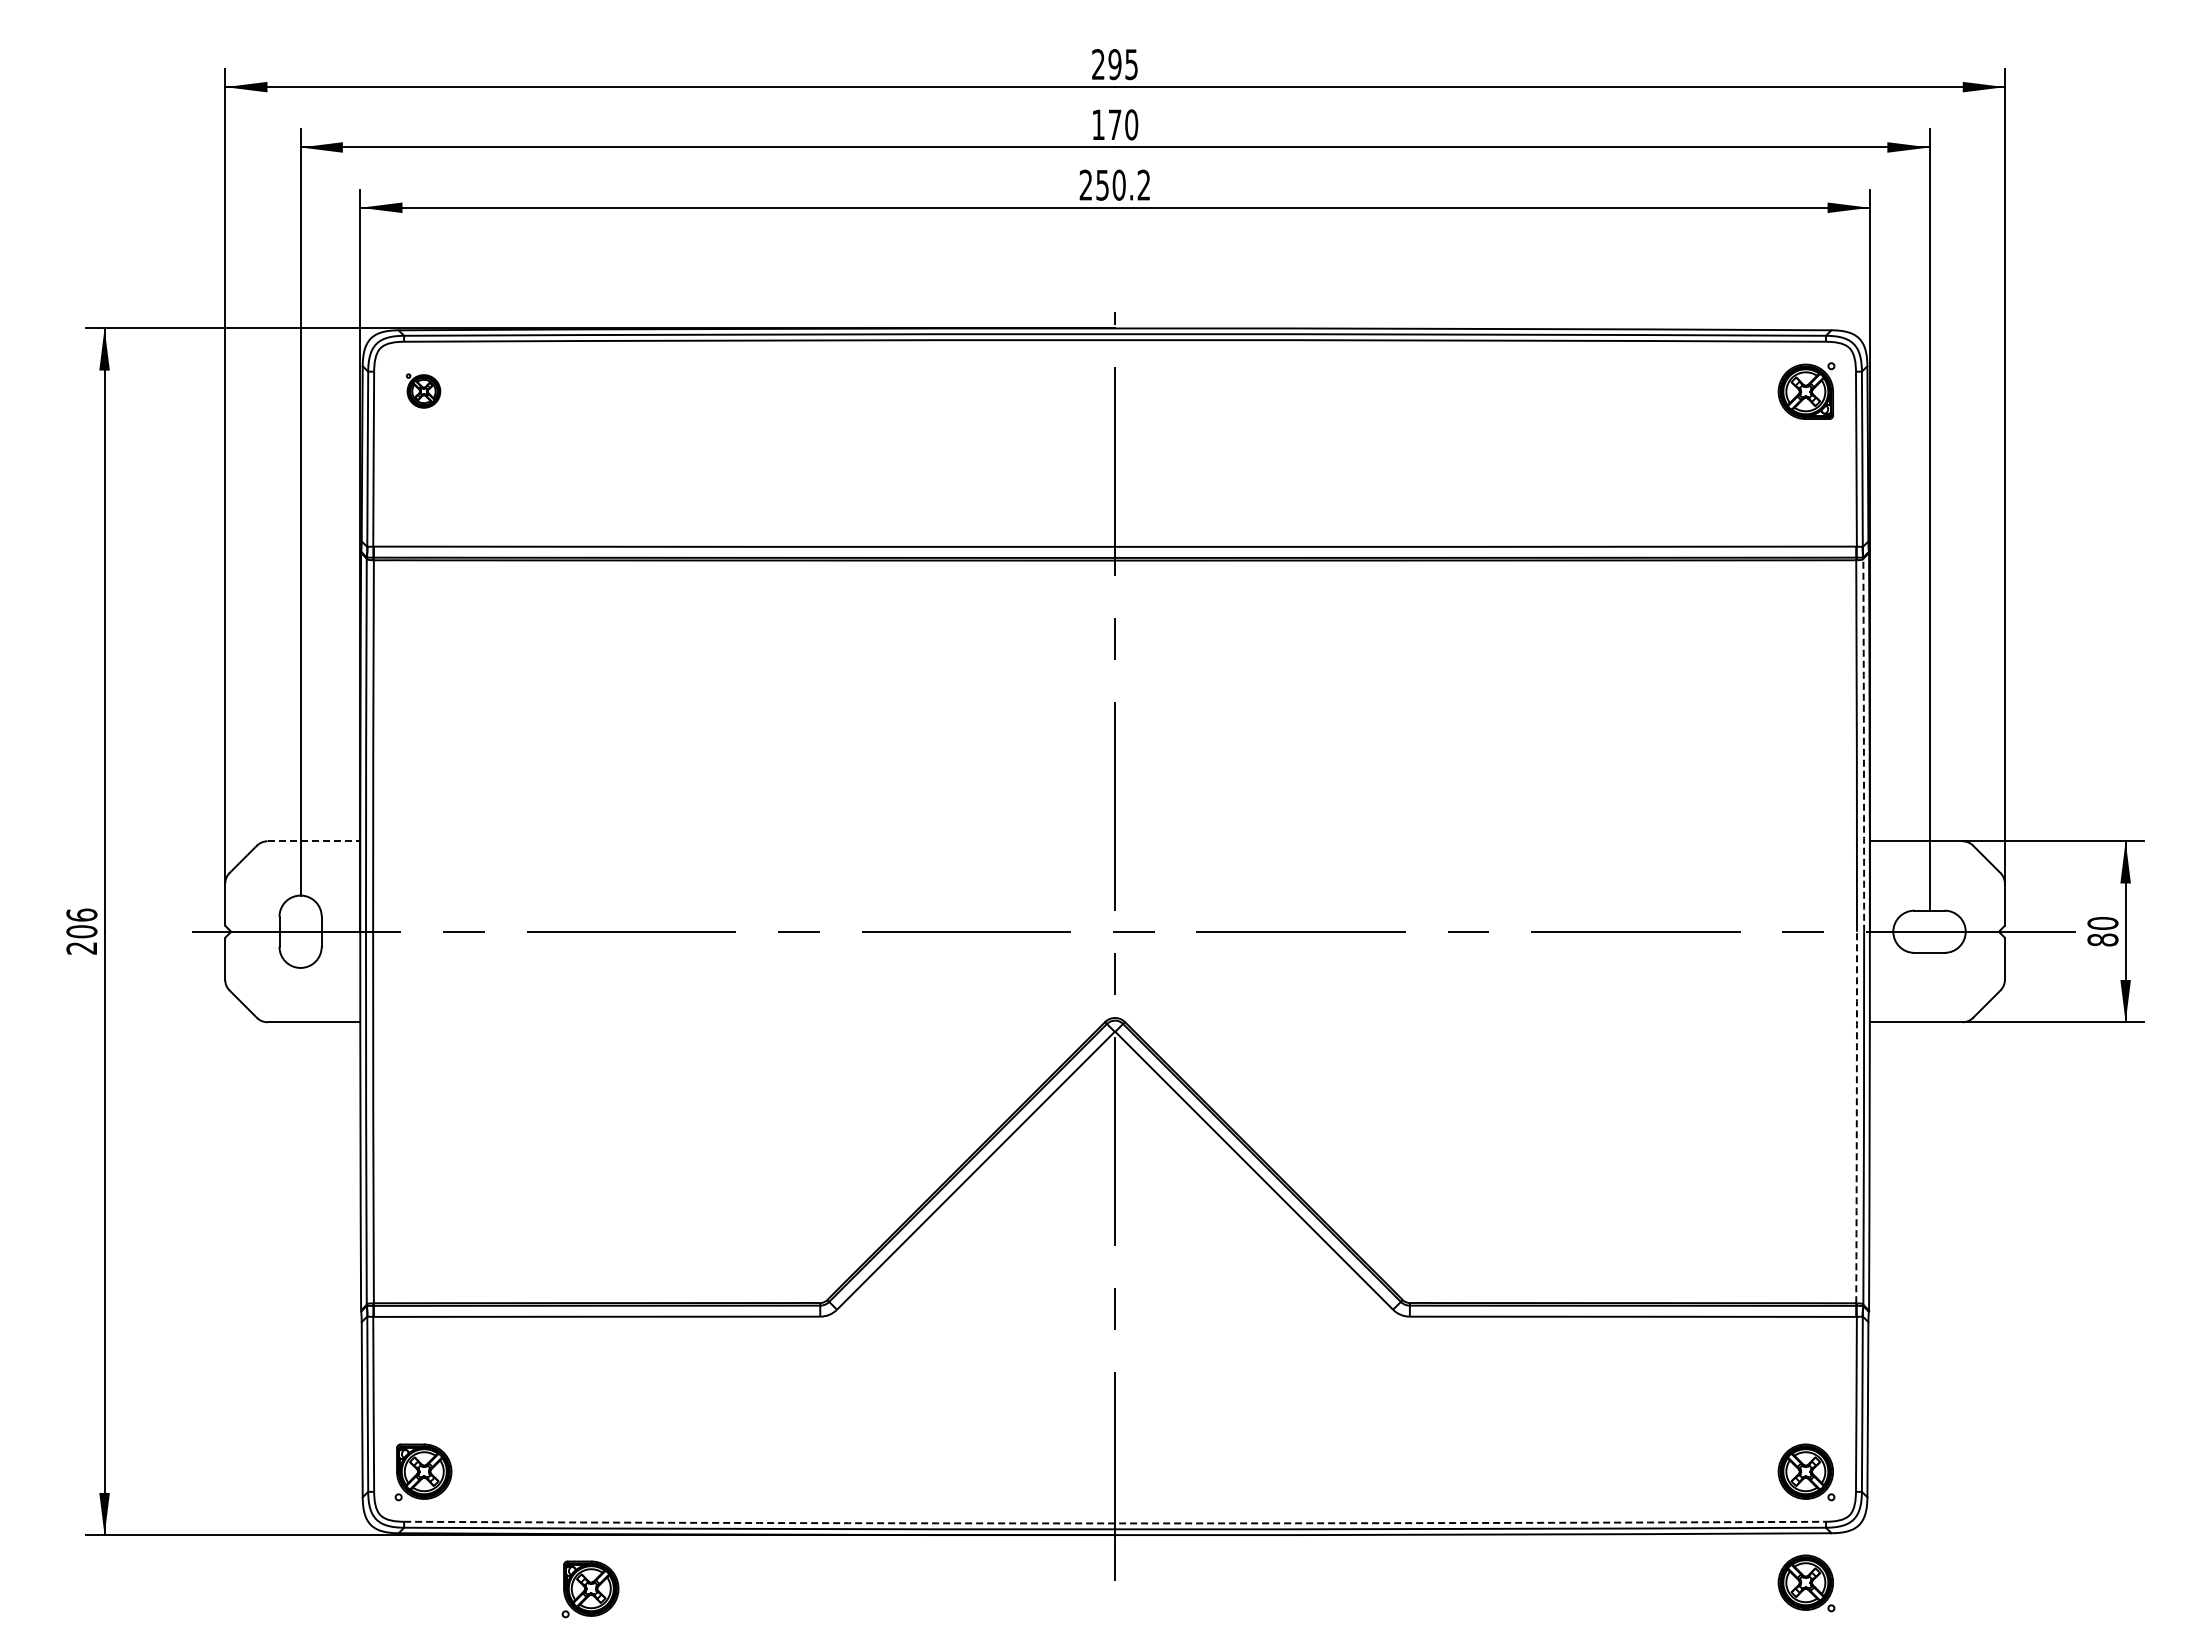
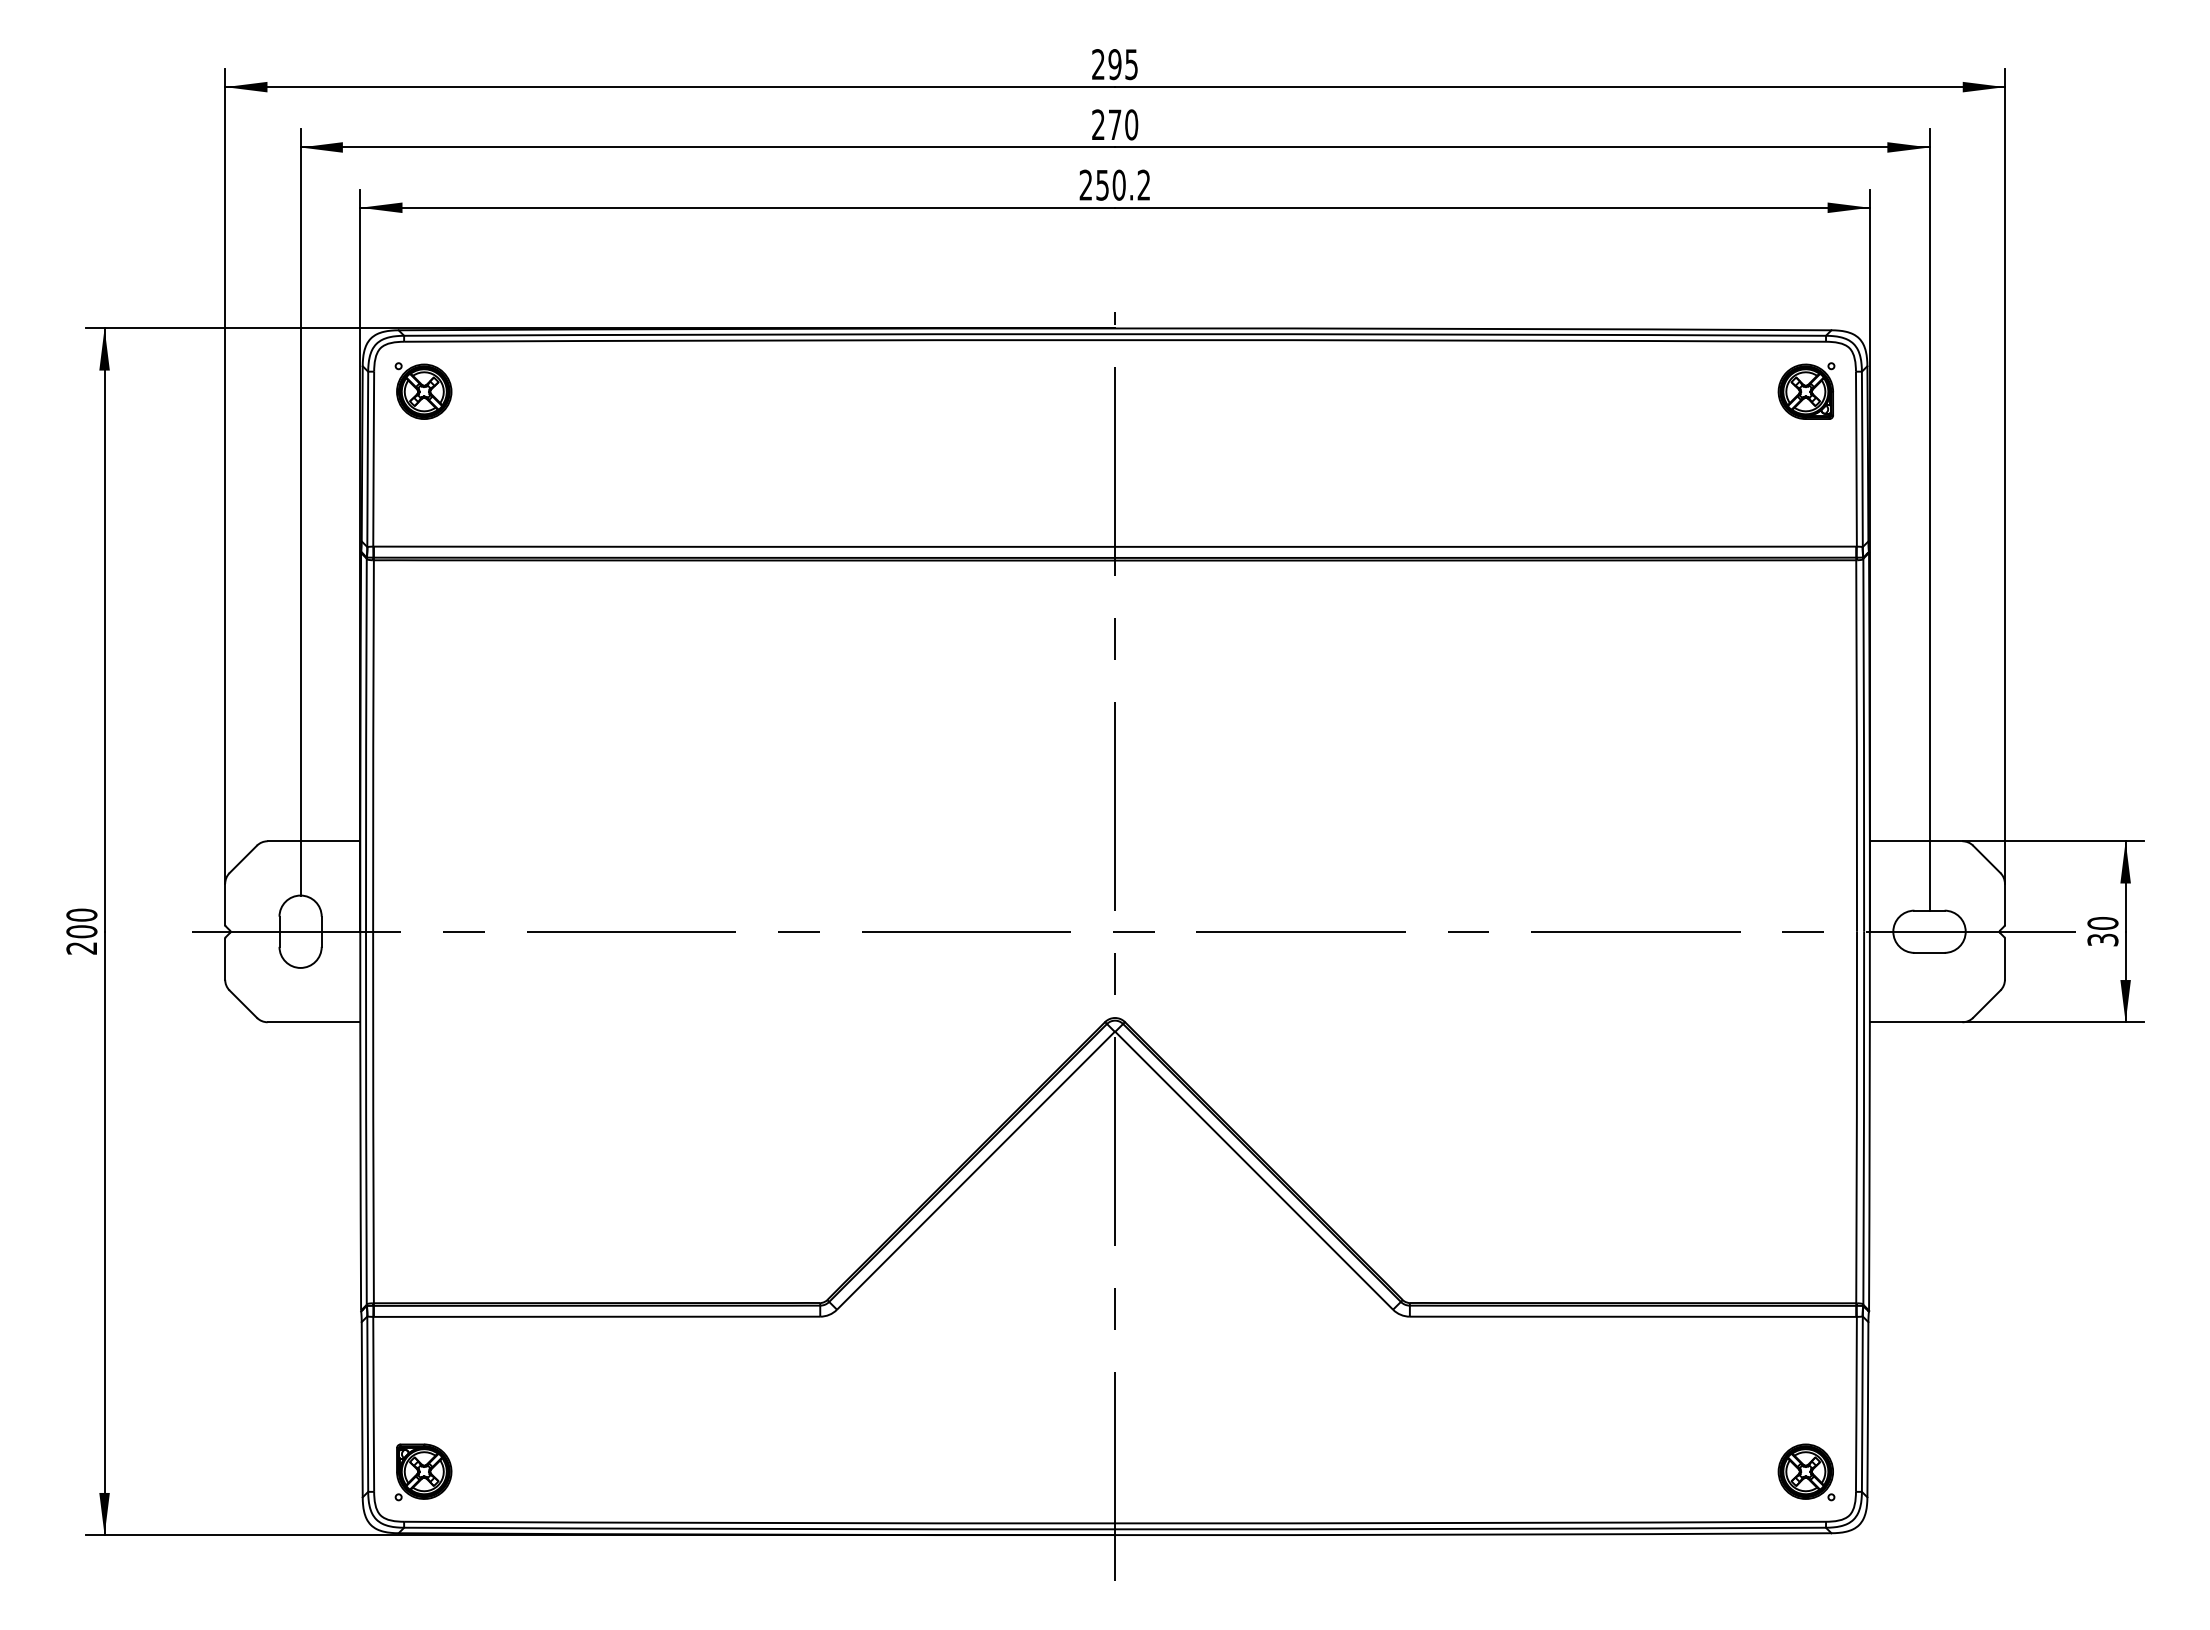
text: 170 -> 270 (1098, 124)
part size: 36x36 px -> 59x58 px (423, 390)
arc: dashed -> solid (1863, 745)
line: dashed -> solid (314, 841)
text: 206 -> 200 (81, 914)
text: 80 -> 30 (2102, 939)
arc: dashed -> solid (1856, 1117)
arc: dashed -> solid (1115, 1523)
part: present -> none (1806, 1583)
part: present -> none (590, 1589)
